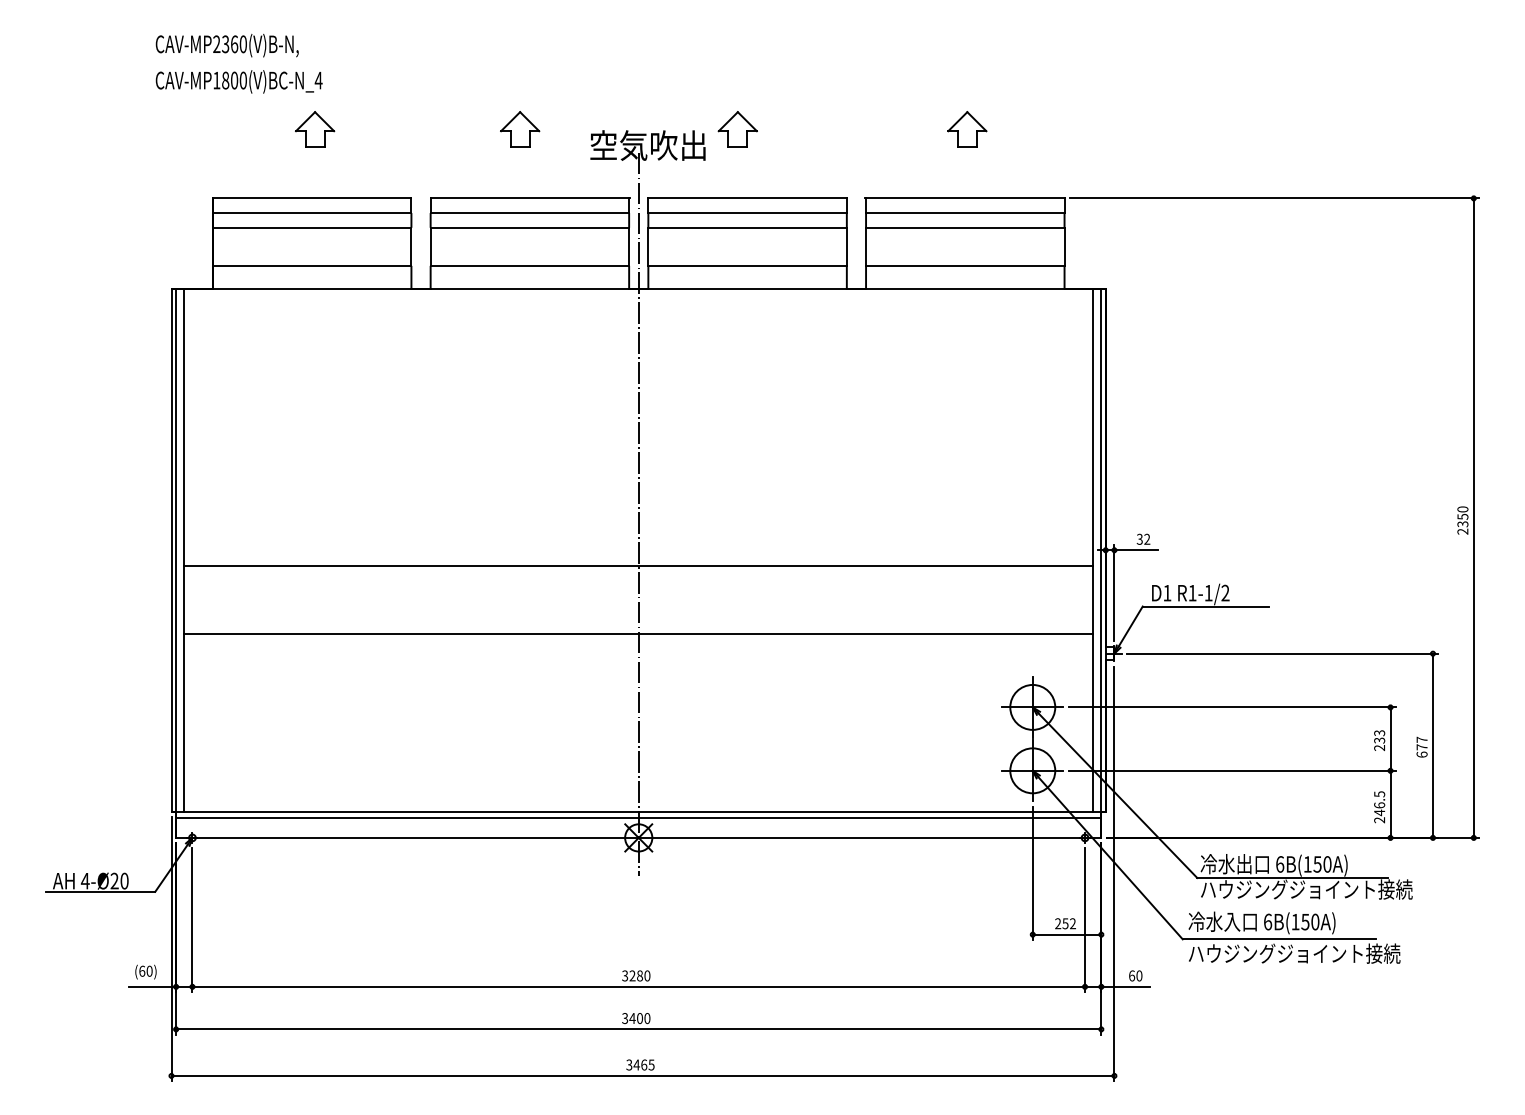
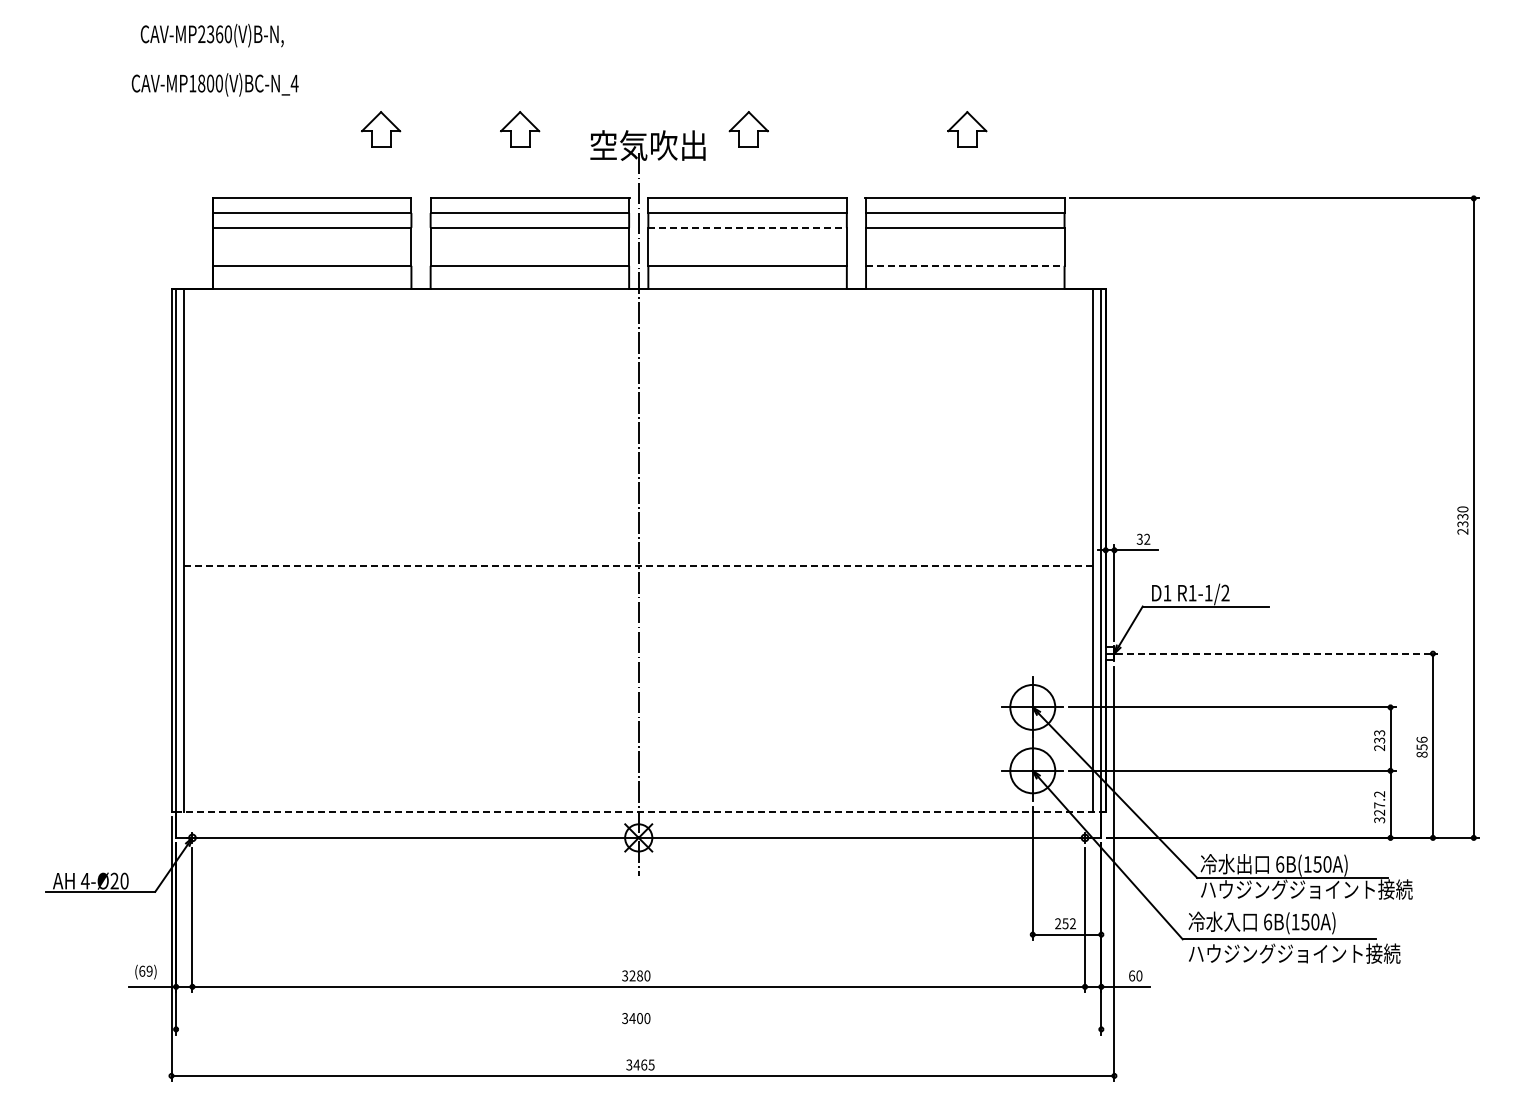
text position: (226, 45) -> (211, 35) (211, 35)
text position: (238, 81) -> (214, 84) (214, 84)
part position: (315, 129) -> (381, 129) (381, 129)
part position: (737, 129) -> (748, 129) (748, 129)
line: solid -> dashed (748, 227)
line: solid -> dashed (965, 265)
text: 2350 -> 2330 (1462, 516)
line: solid -> dashed (638, 565)
line: present -> none (638, 634)
line: solid -> dashed (1283, 653)
text: 677 -> 856 (1421, 746)
text: 246.5 -> 327.2 (1379, 807)
line: solid -> dashed (638, 811)
line: present -> none (638, 818)
text: (60) -> (69) (149, 971)
line: present -> none (638, 1029)
